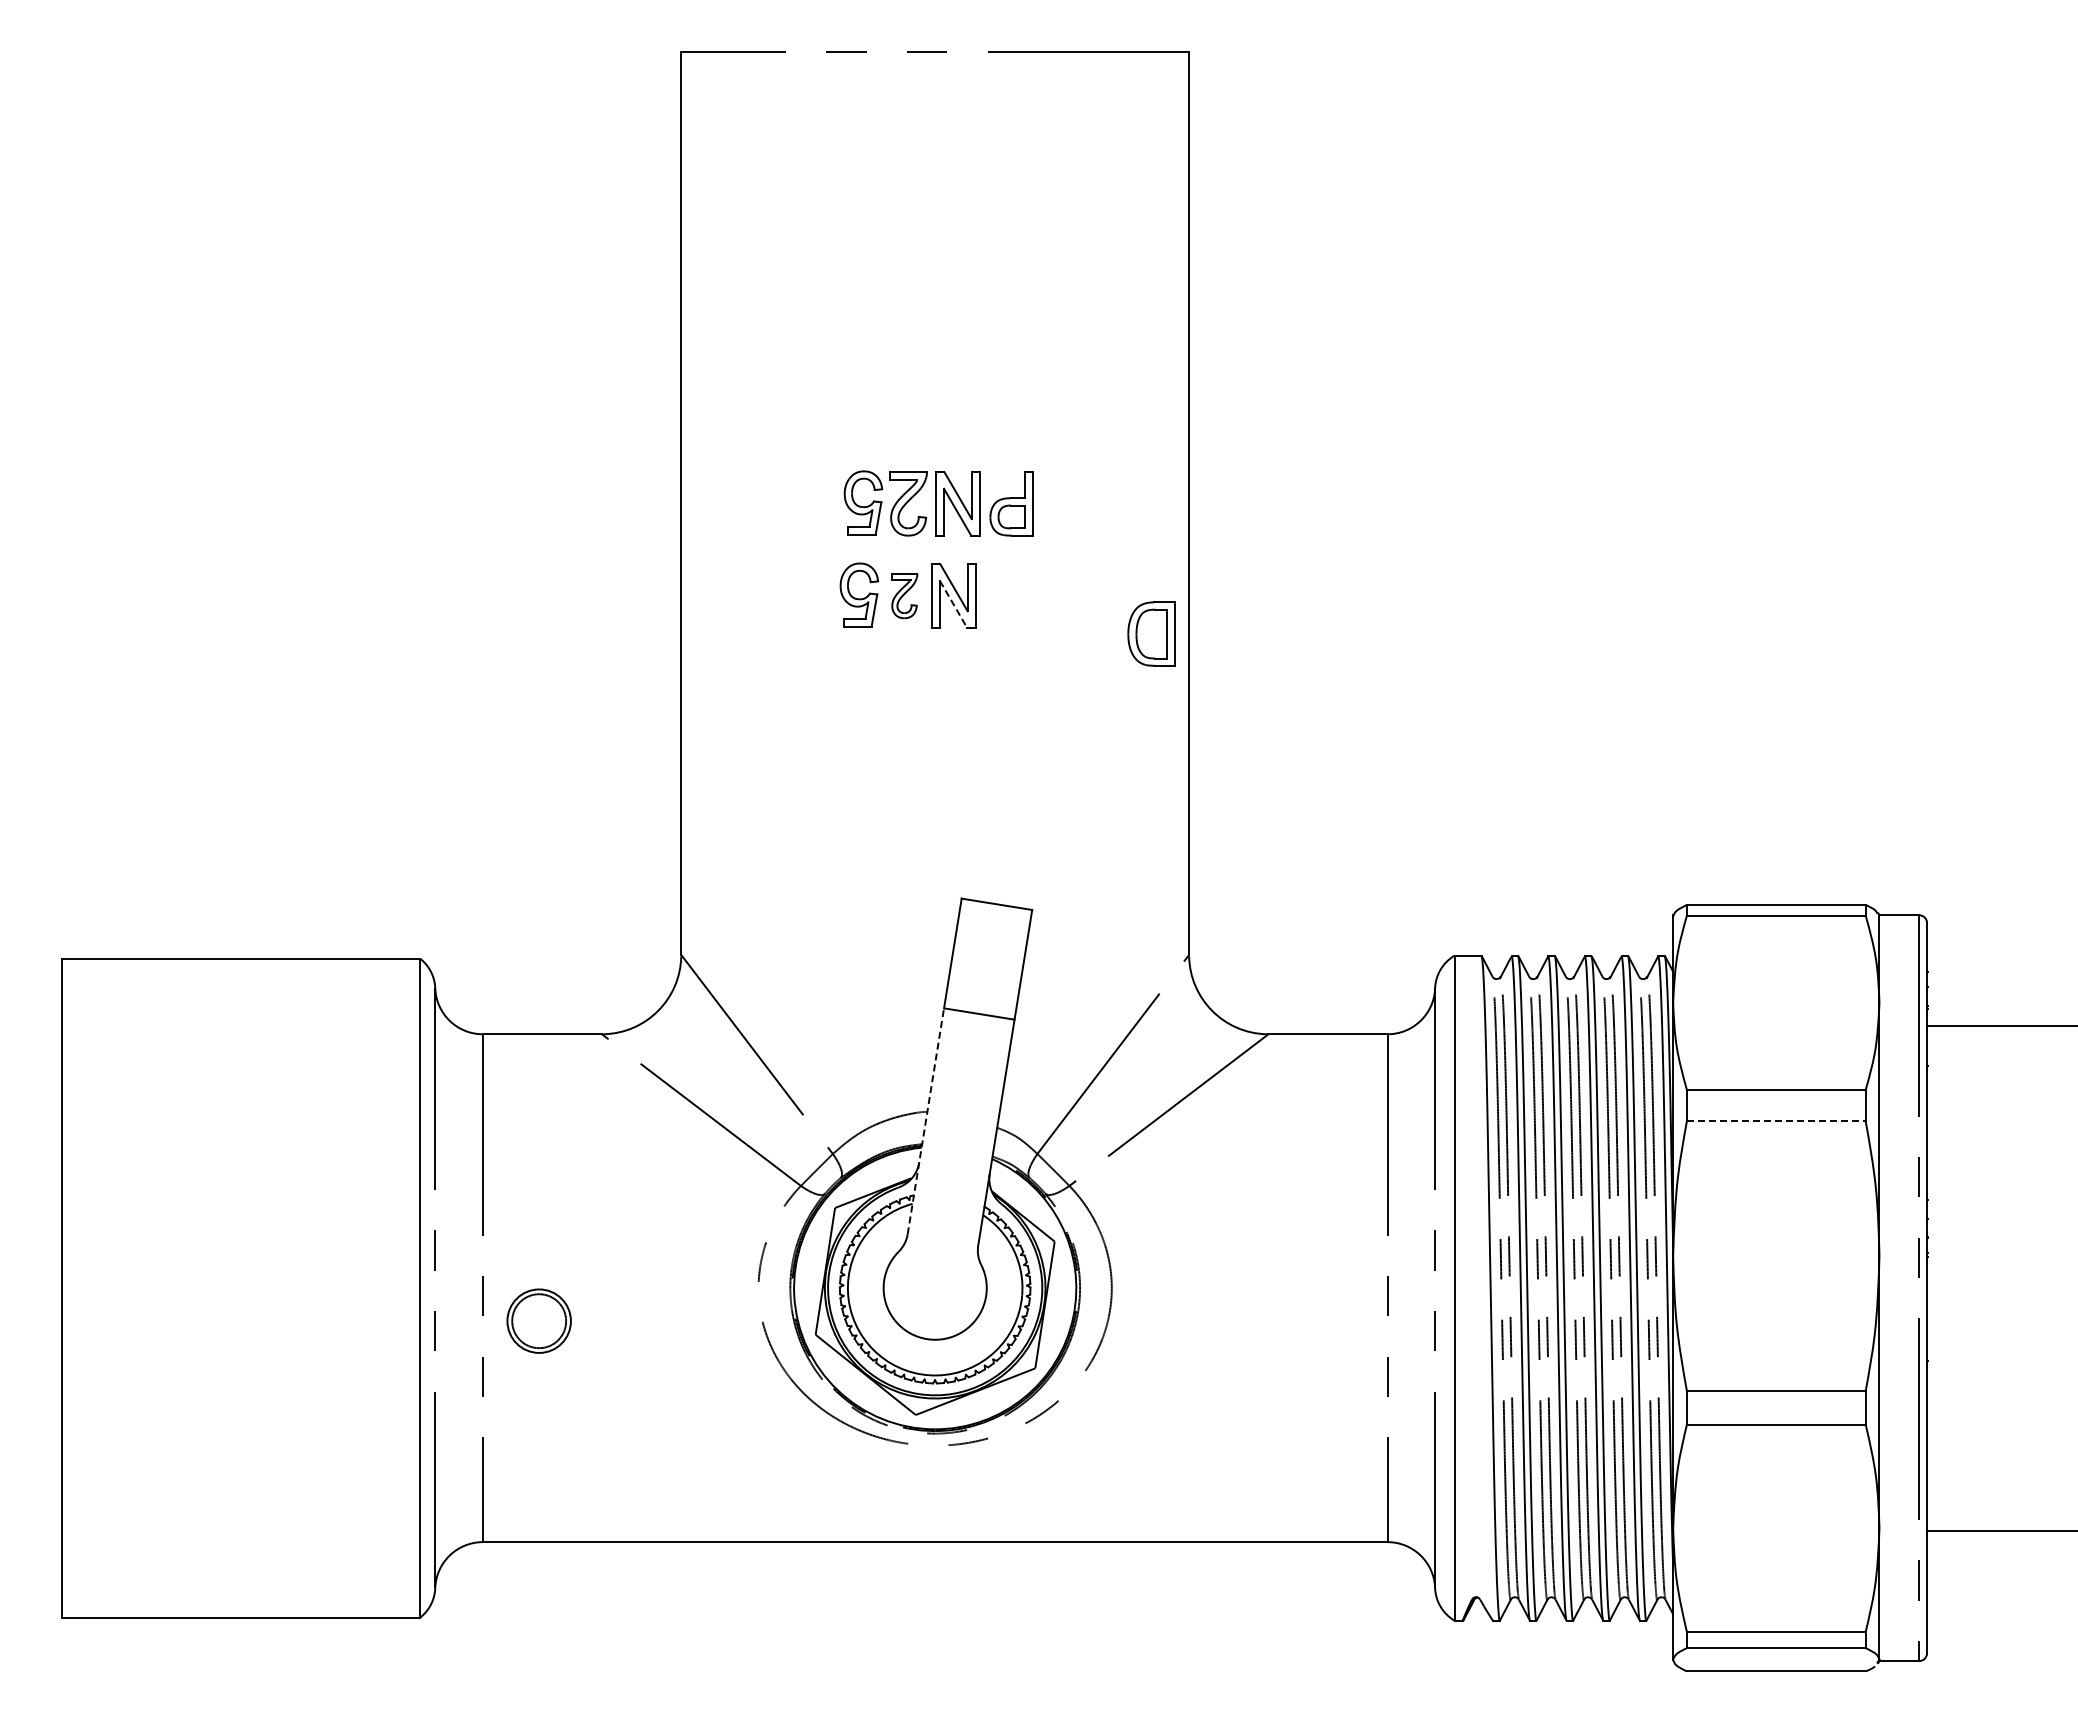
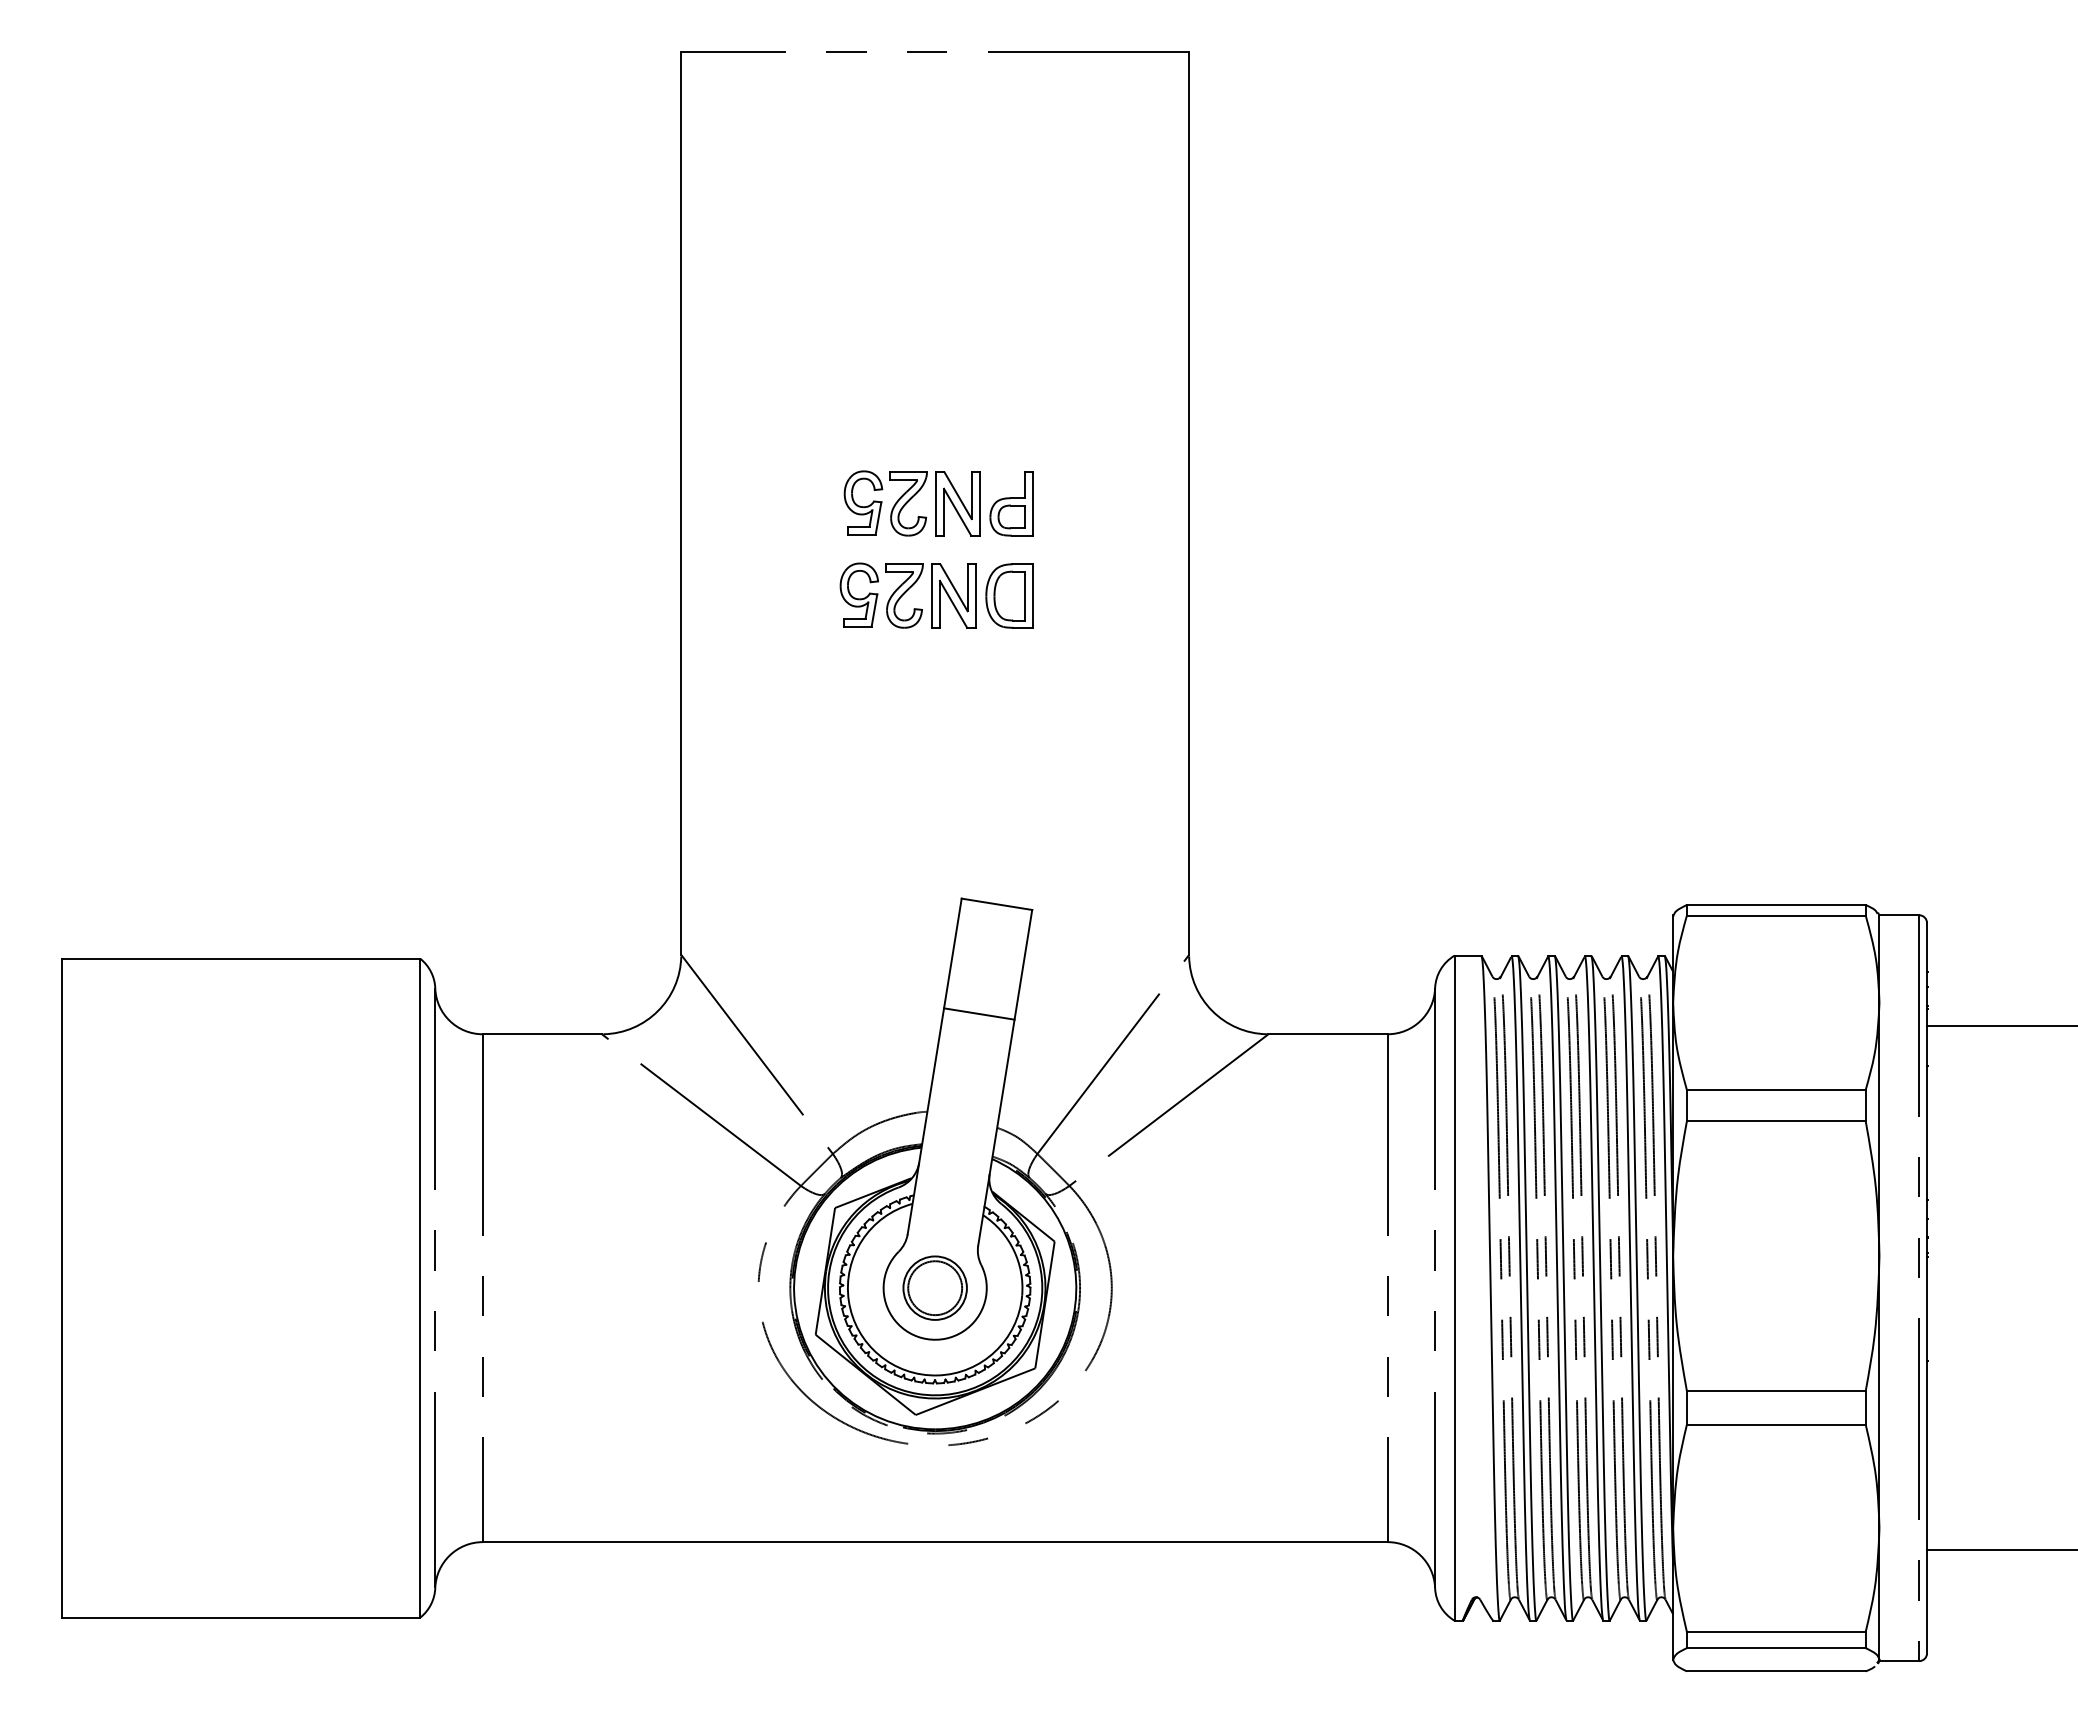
part size: 28x47 px -> 39x66 px (904, 595)
line: dashed -> solid (953, 604)
part position: (1151, 633) -> (1009, 595) (1009, 595)
line: dashed -> solid (925, 1120)
line: dashed -> solid (1776, 1121)
part position: (538, 1320) -> (934, 1287) (934, 1287)
line position: (2000, 1531) -> (2000, 1550) (2000, 1550)
